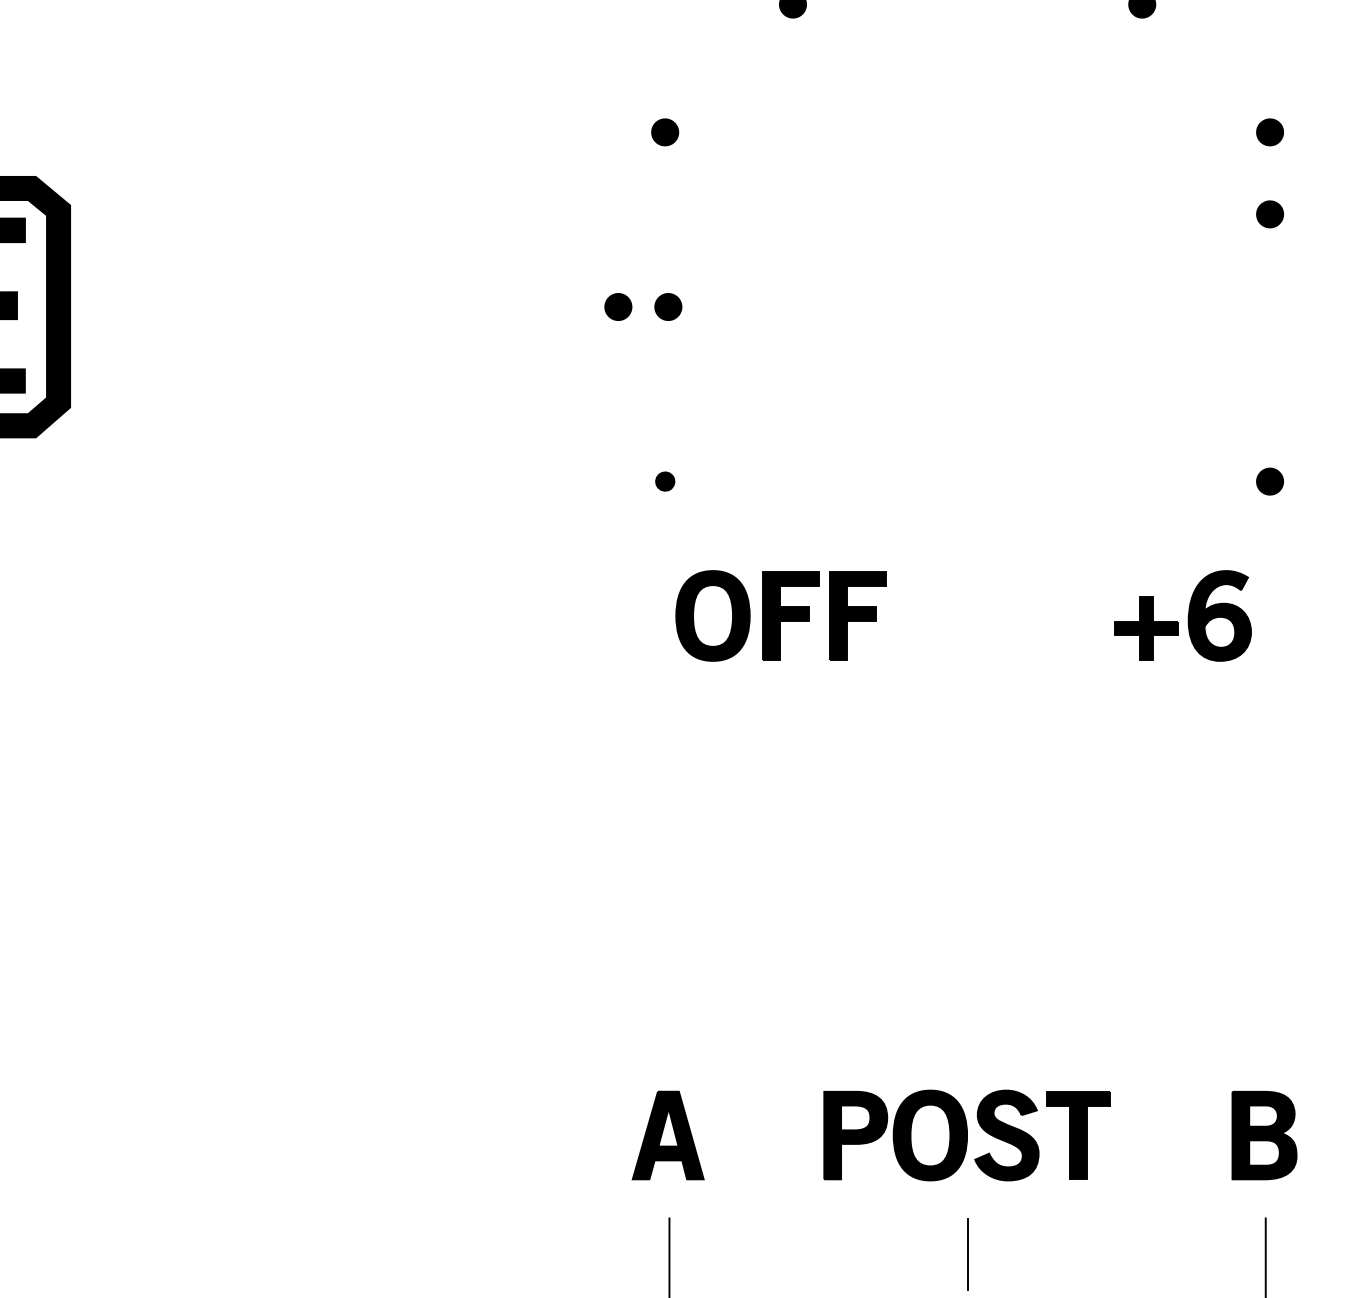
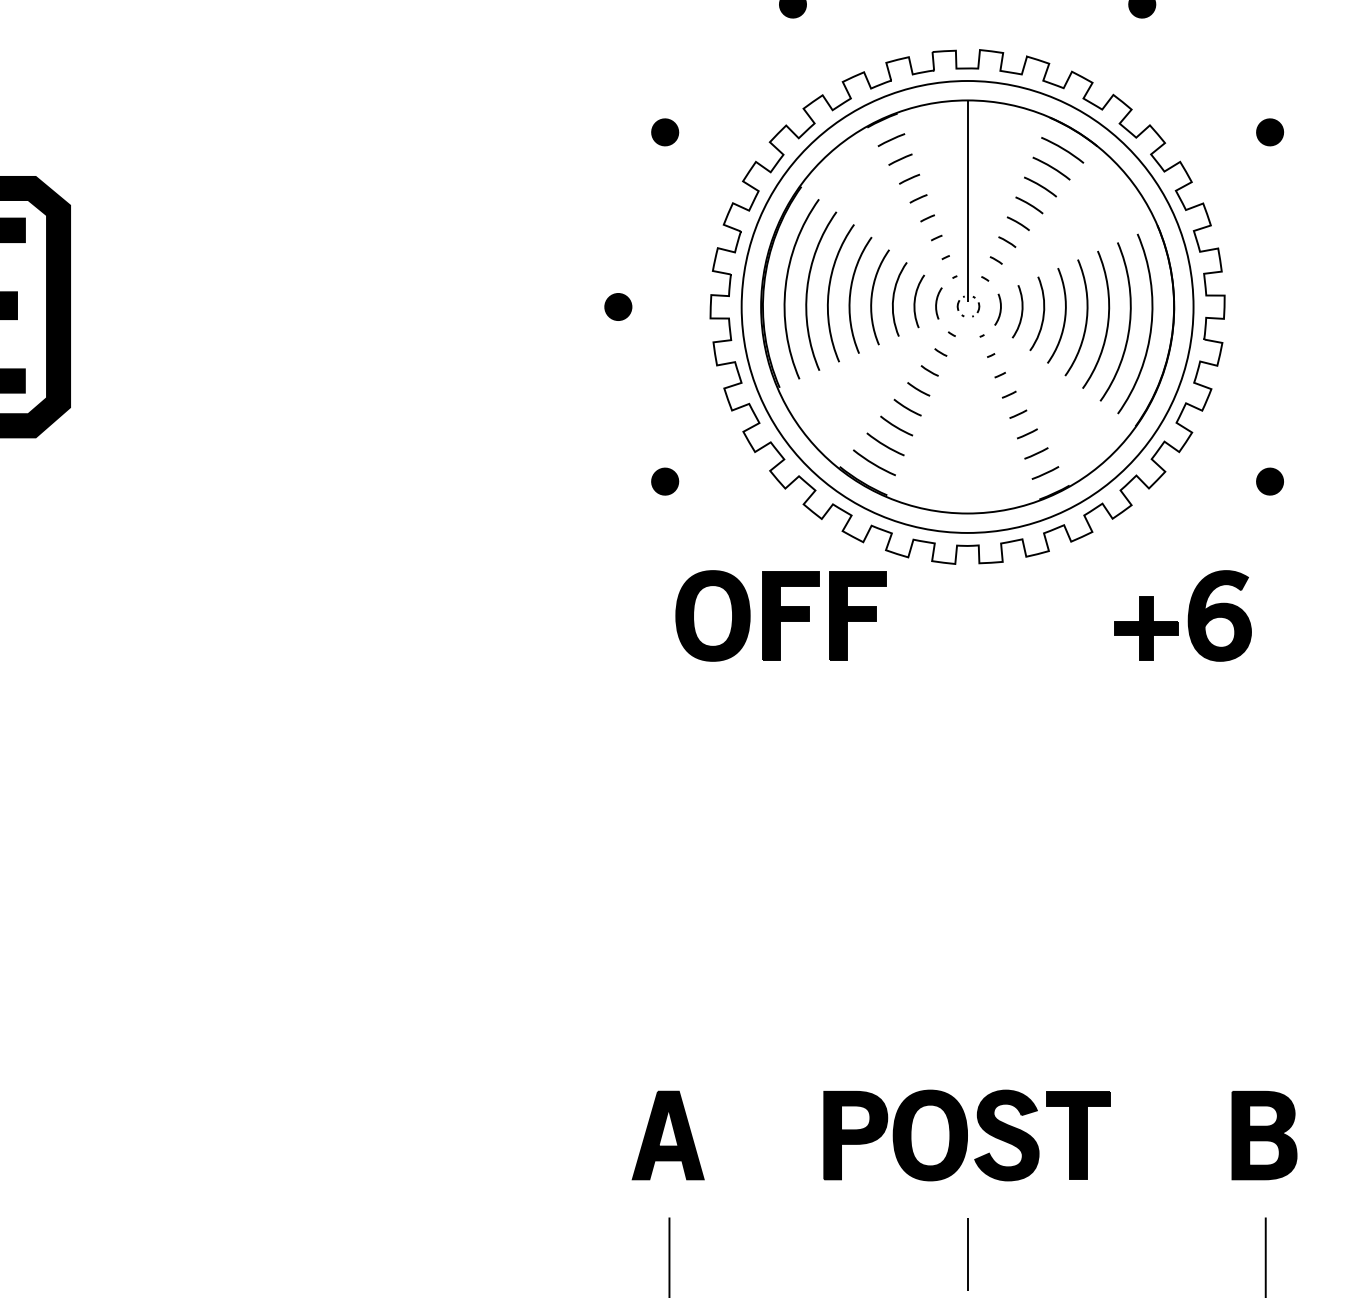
part: present -> none (1270, 214)
part: present -> none (668, 306)
part: none -> present (967, 306)
part size: 21x21 px -> 29x29 px (665, 481)
